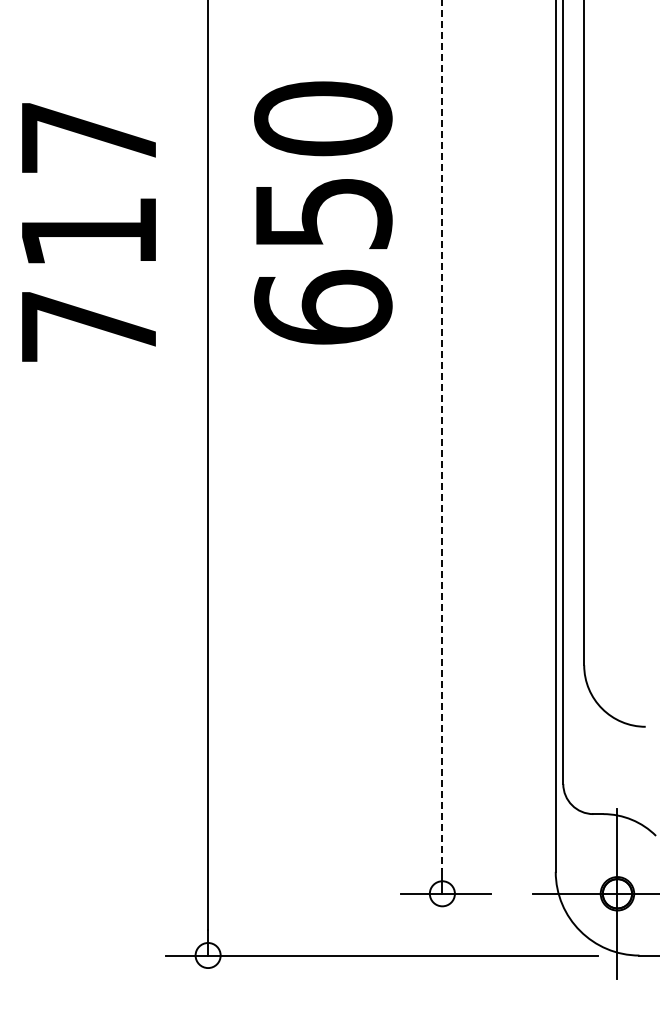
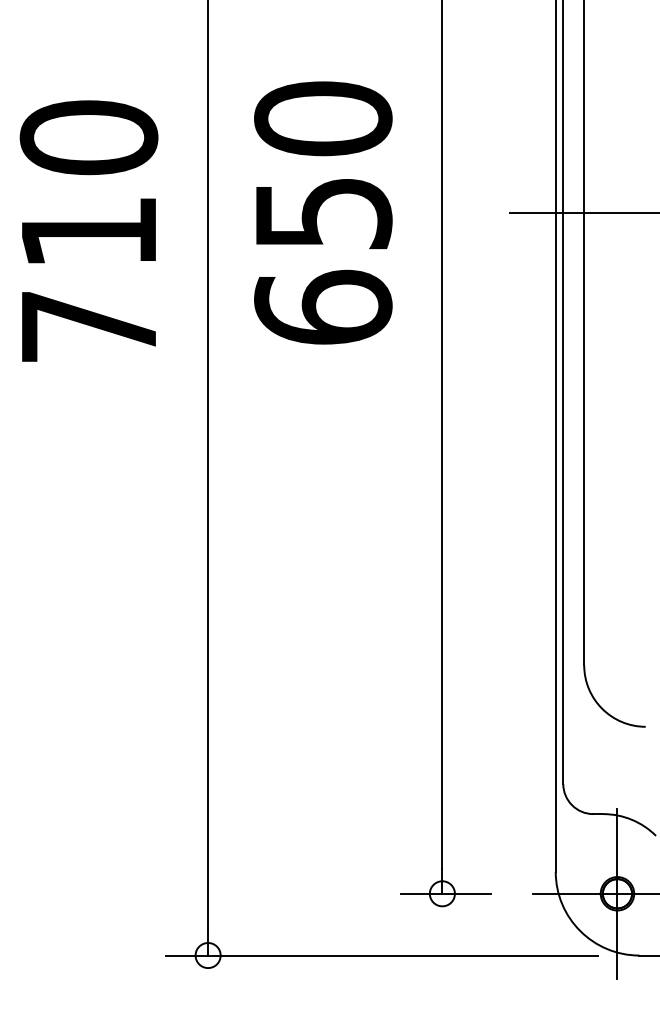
text: 717 -> 710 (88, 137)
line: none -> present (582, 213)
line: dashed -> solid (442, 435)
